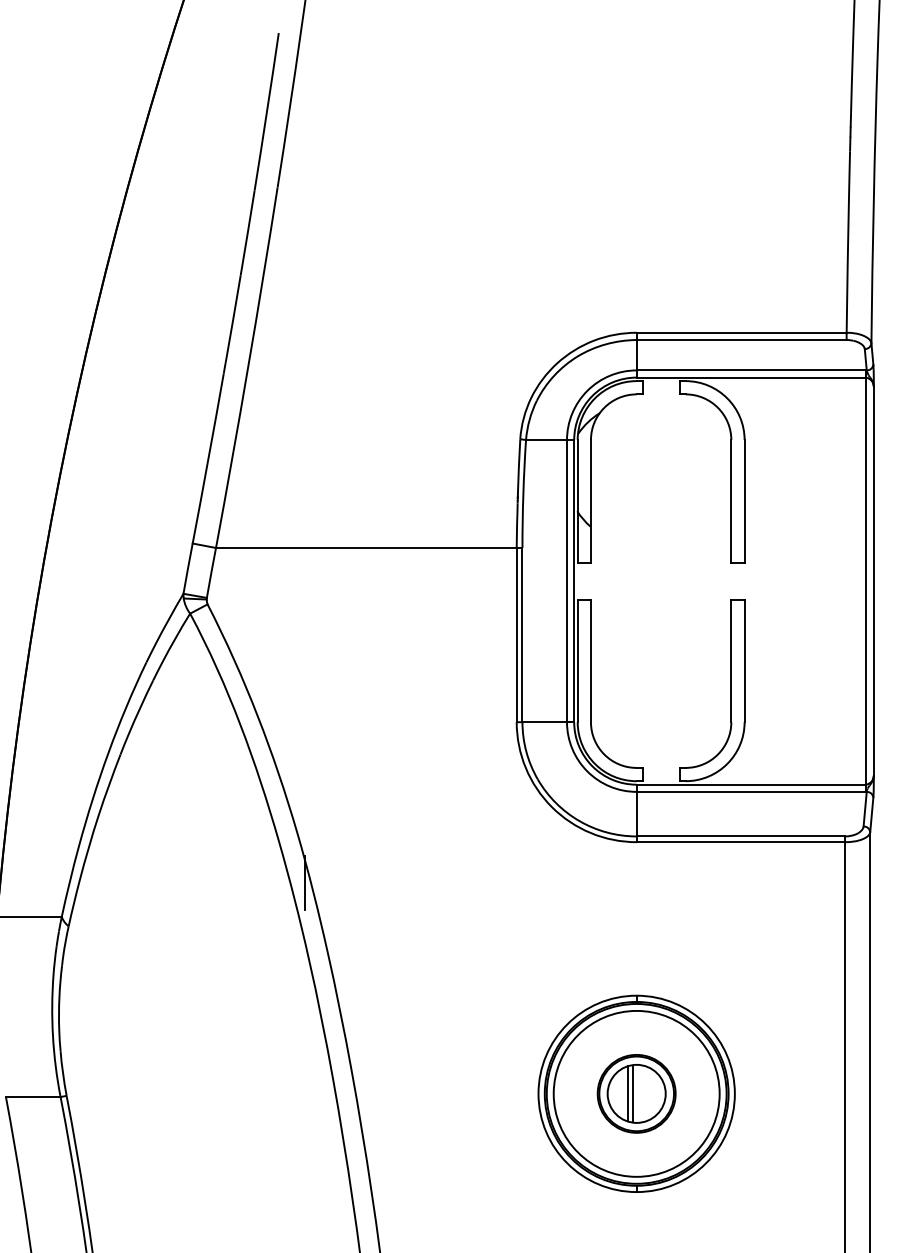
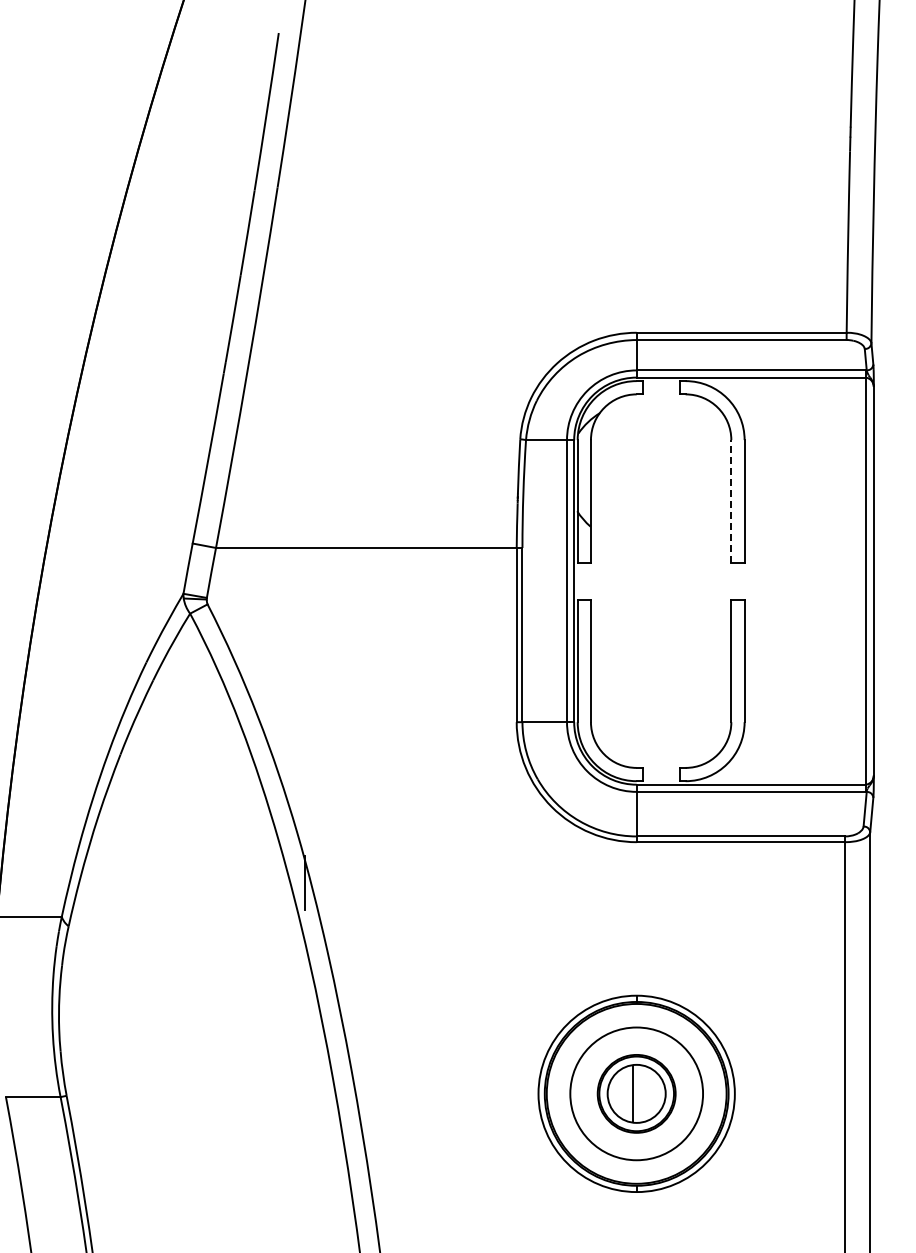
line: solid -> dashed (731, 500)
line: present -> none (628, 1093)
circle diameter: 166 px -> 133 px (636, 1093)
